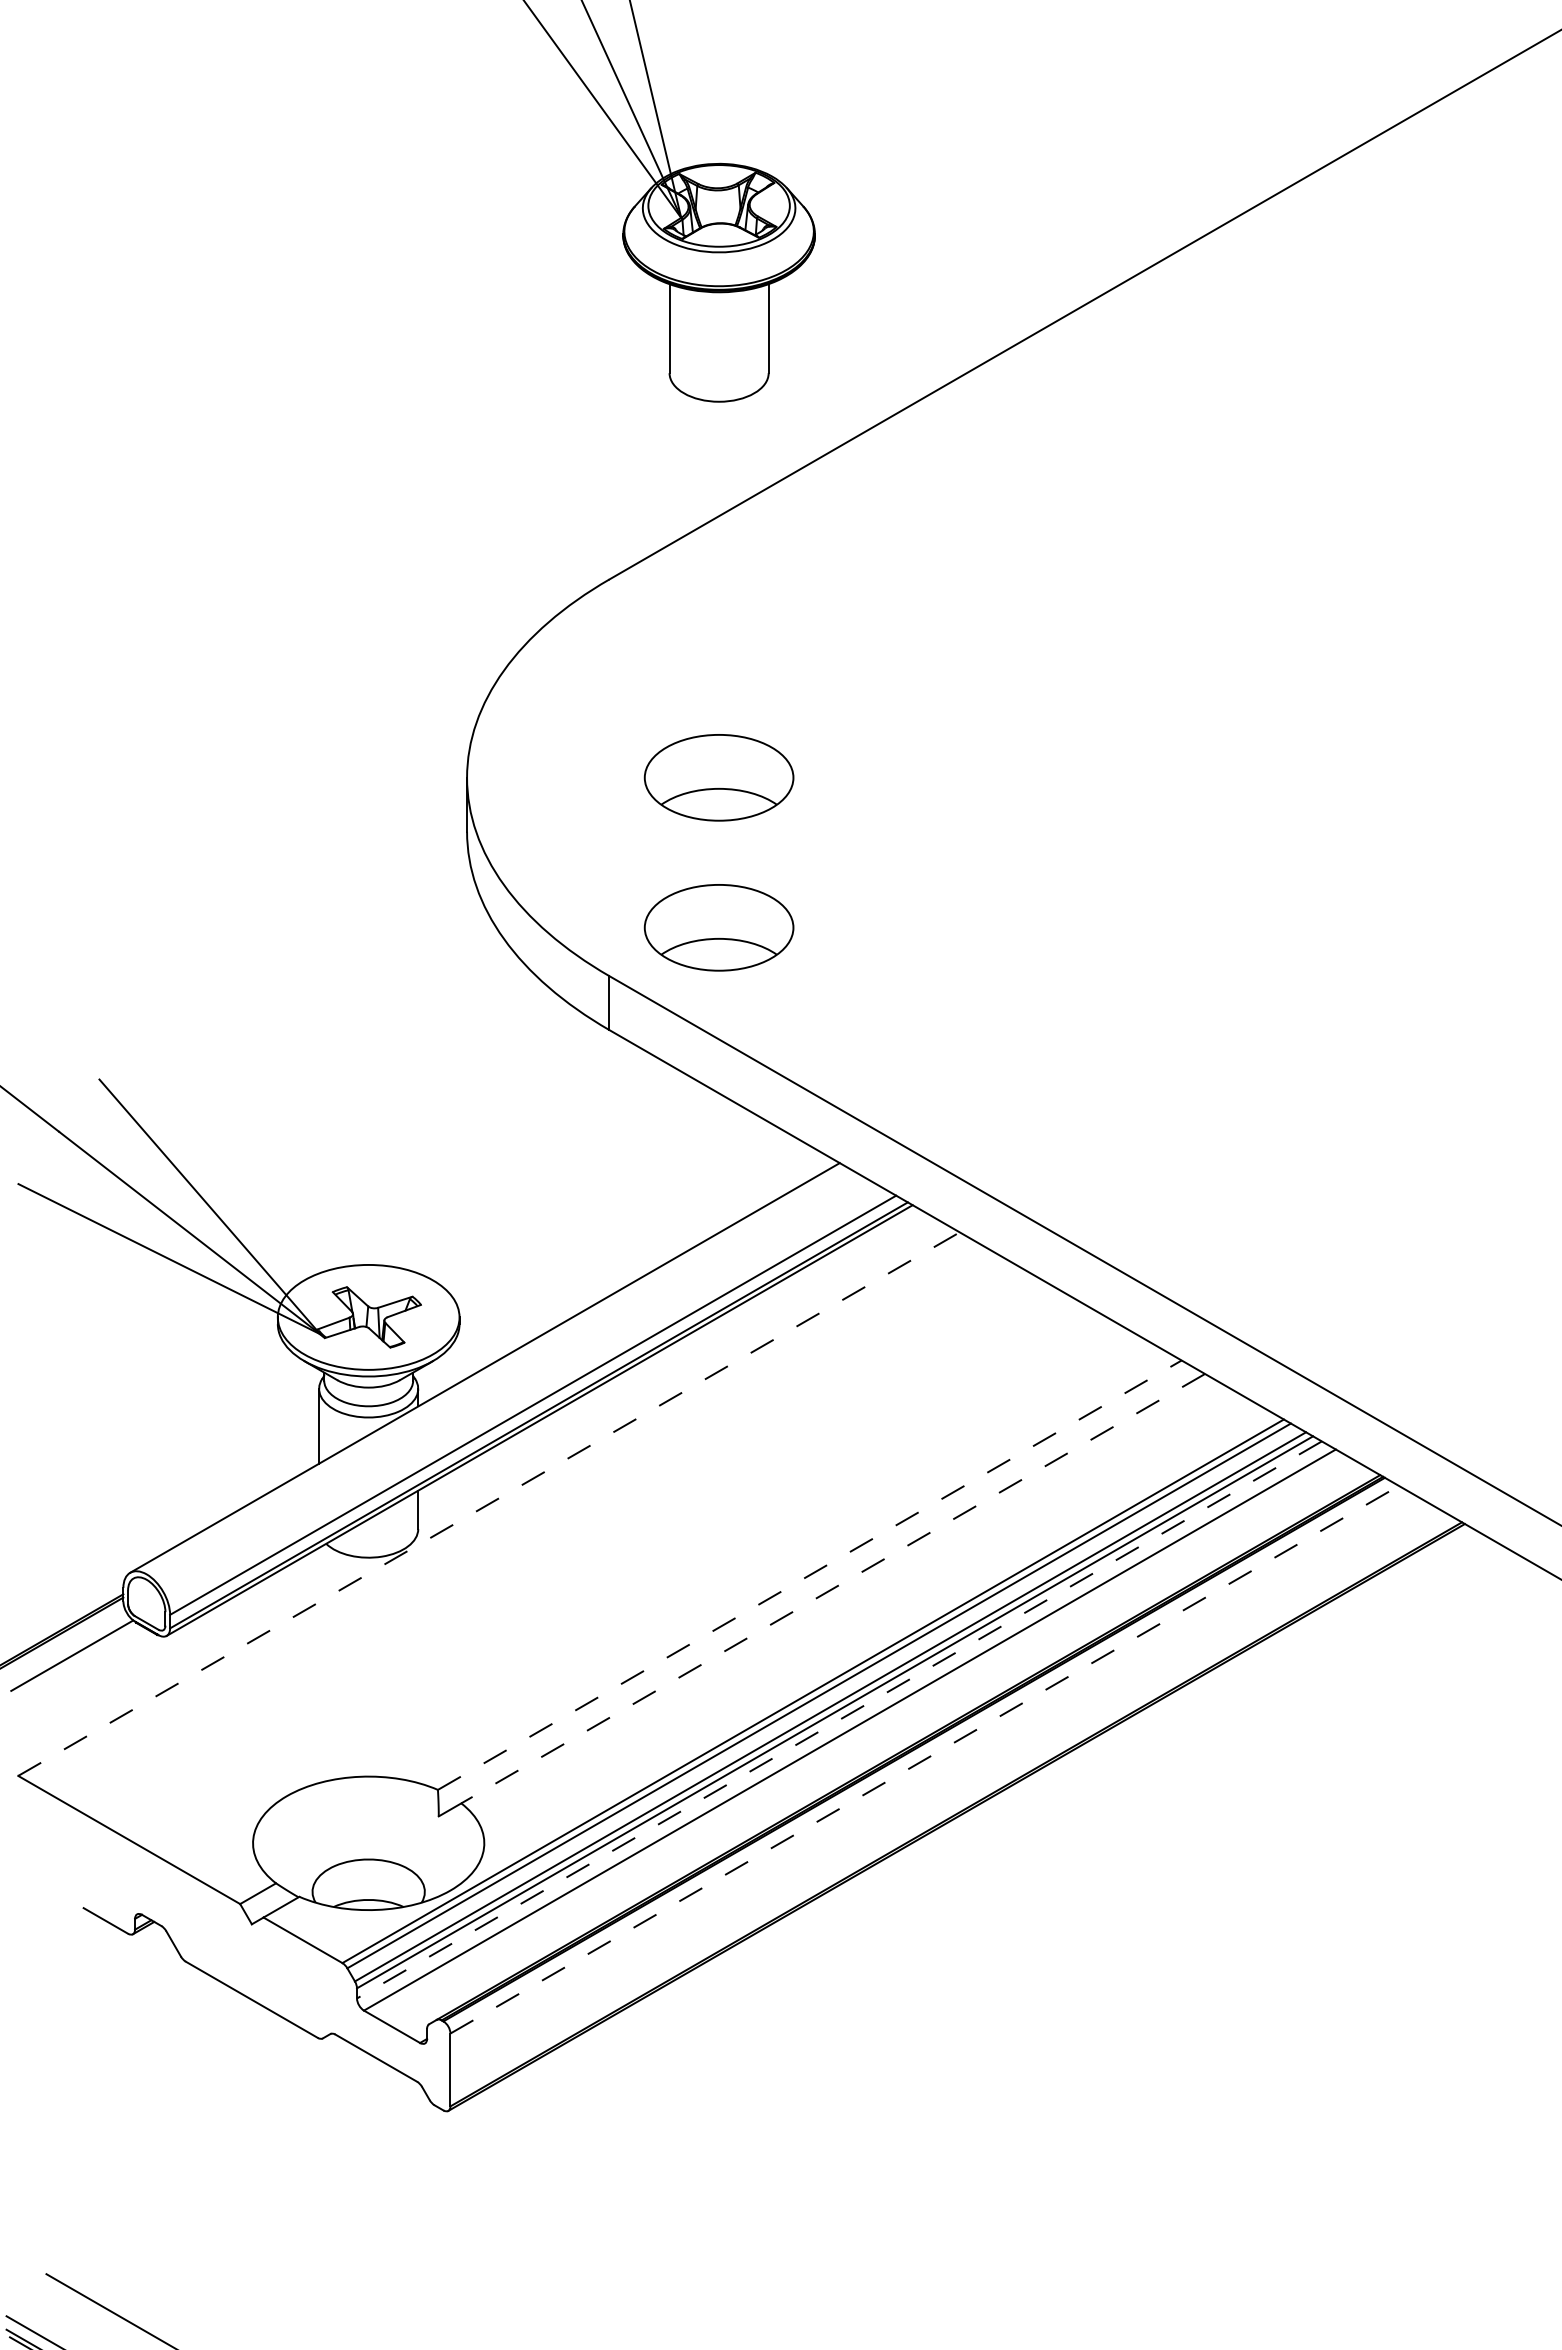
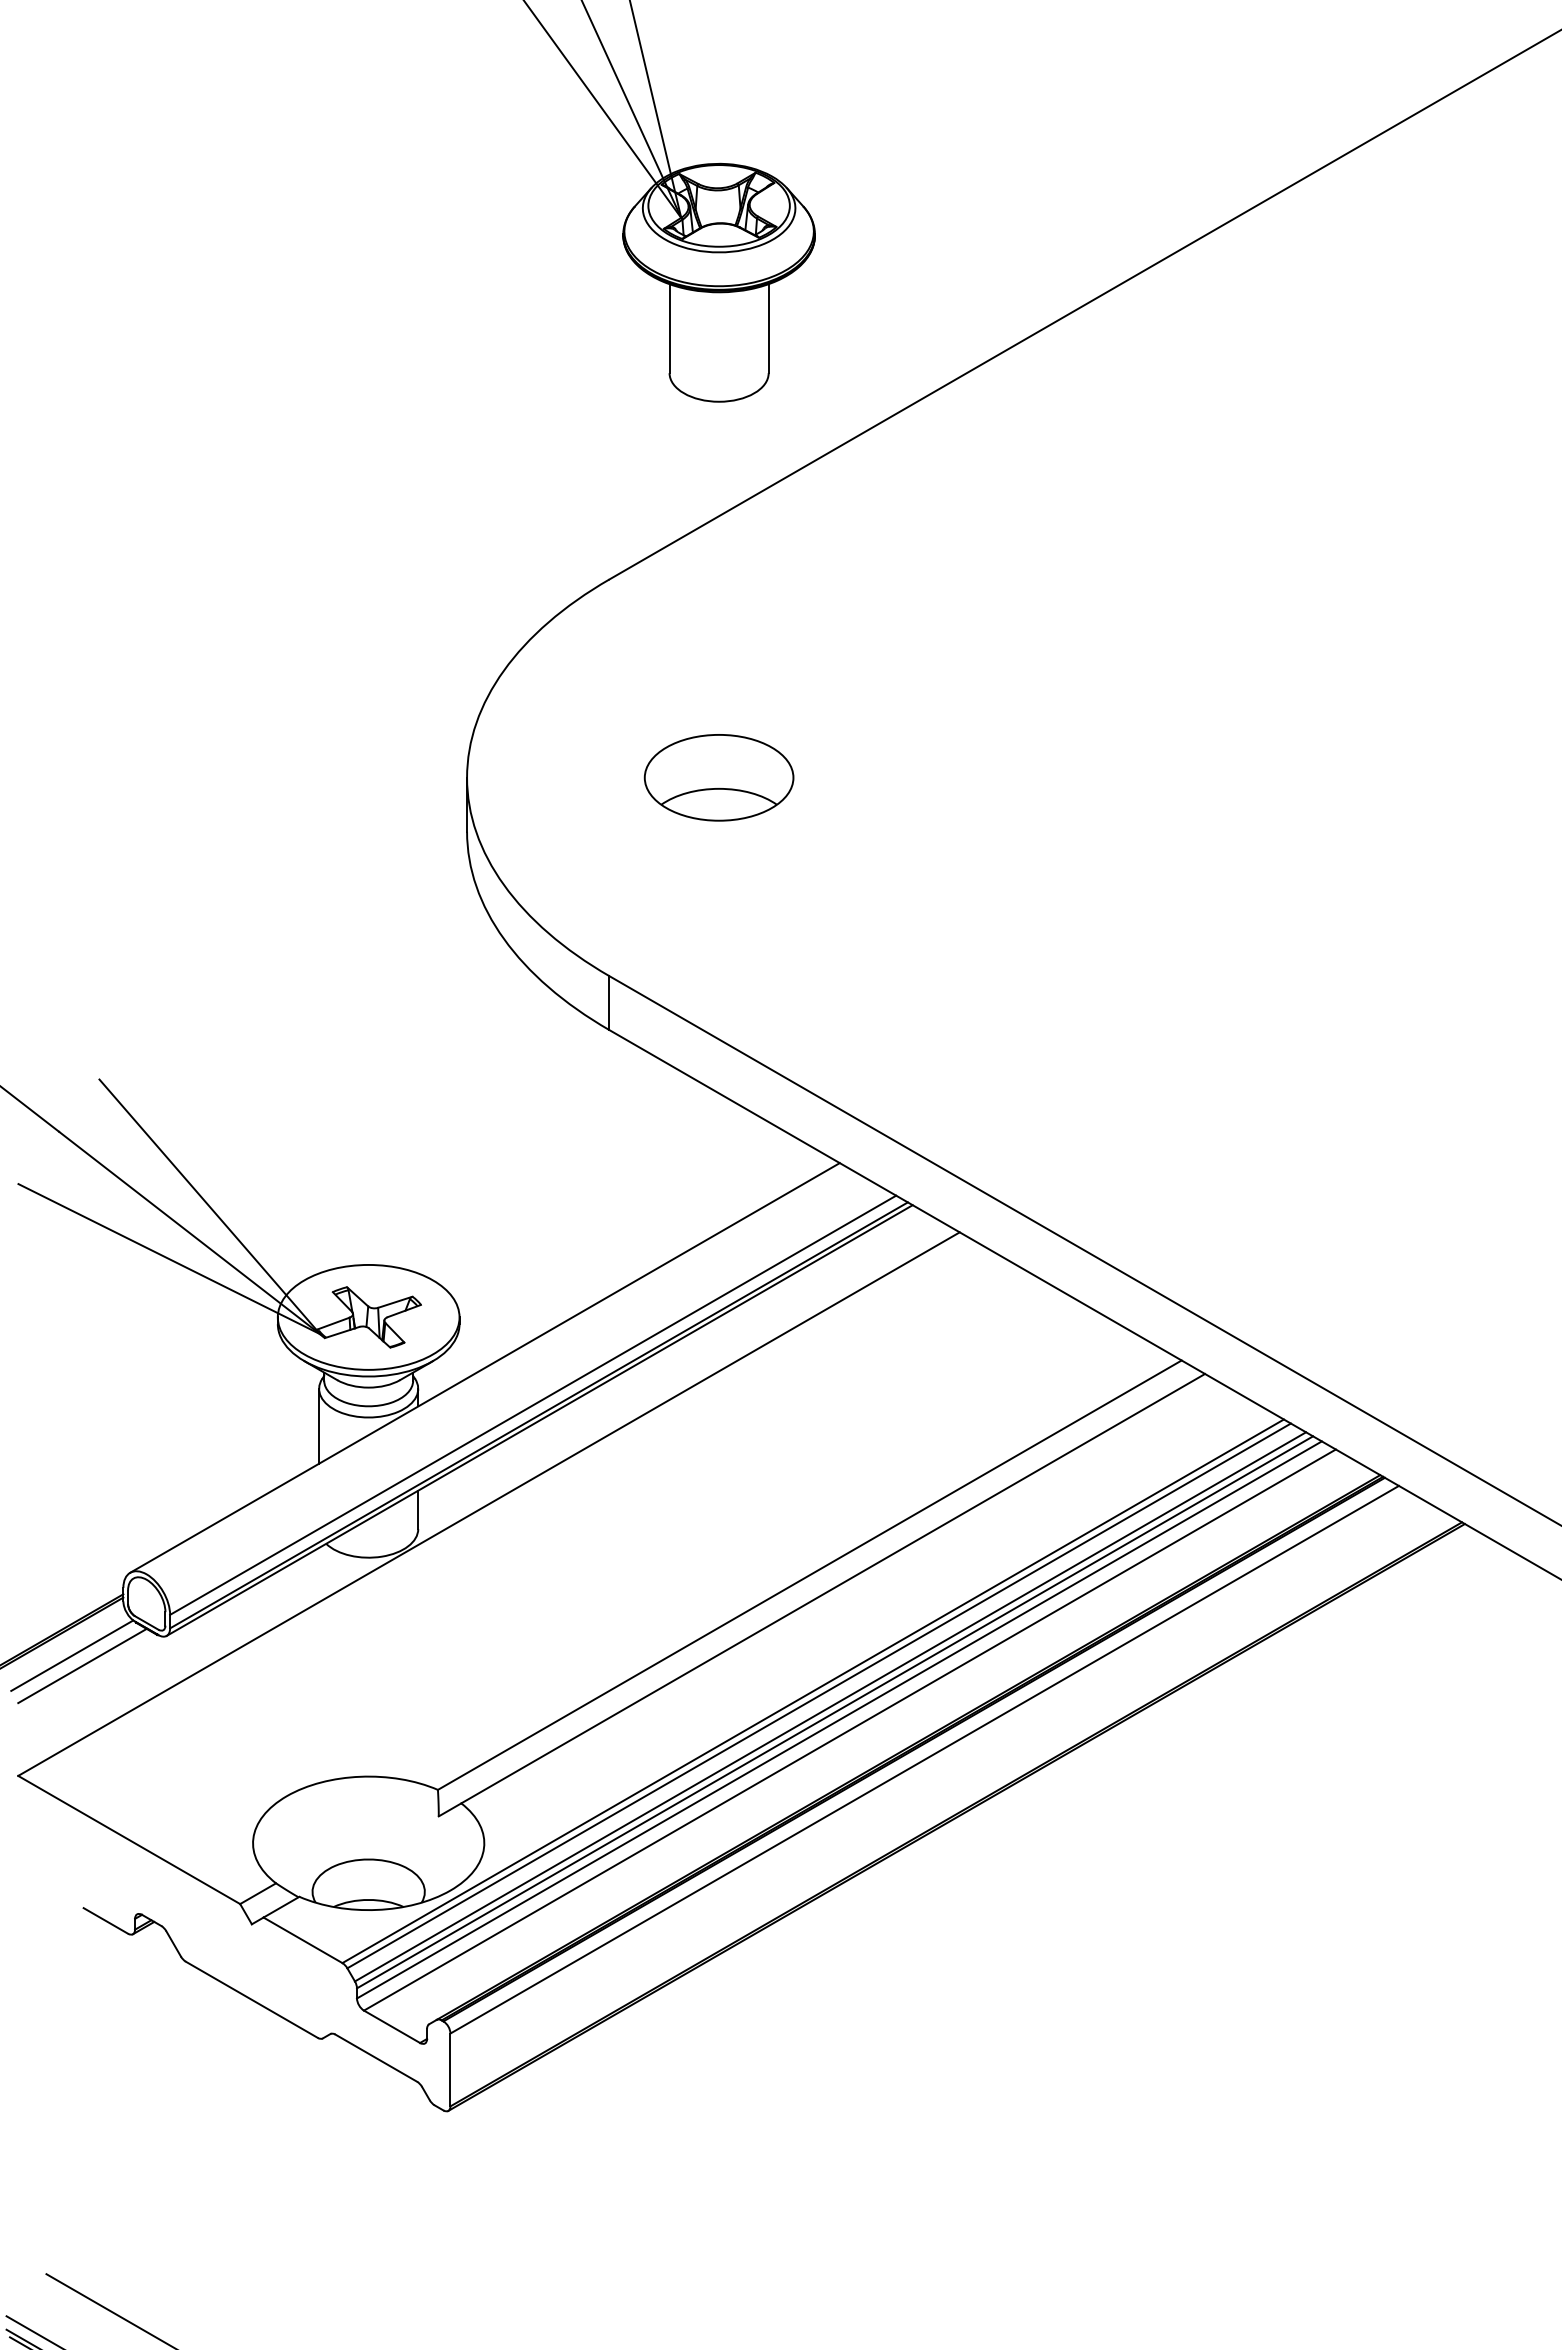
part: present -> none (718, 927)
line: dashed -> solid (489, 1504)
line: dashed -> solid (810, 1574)
line: dashed -> solid (832, 1588)
line: none -> present (82, 1665)
line: dashed -> solid (839, 1720)
line: dashed -> solid (924, 1759)
